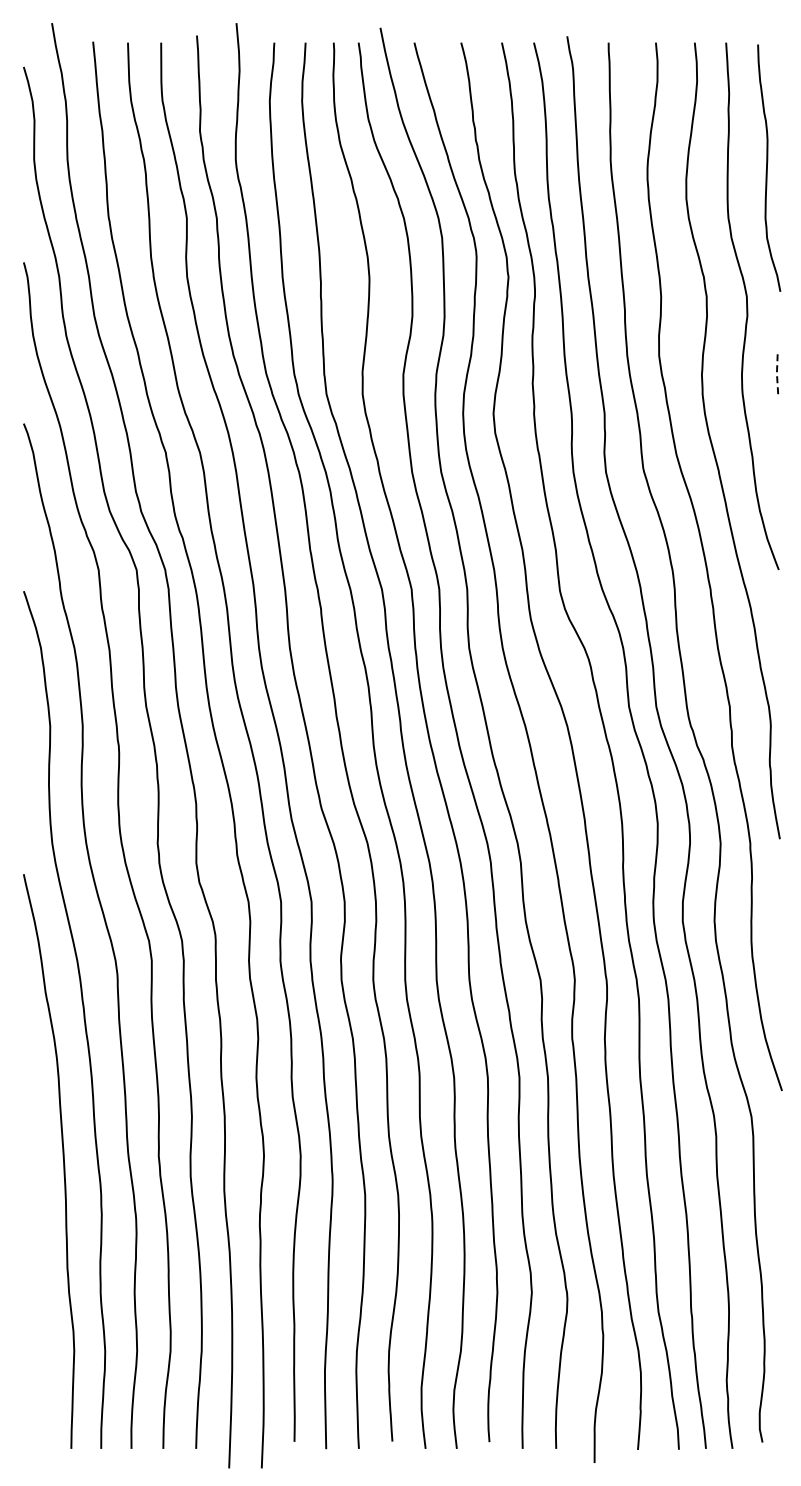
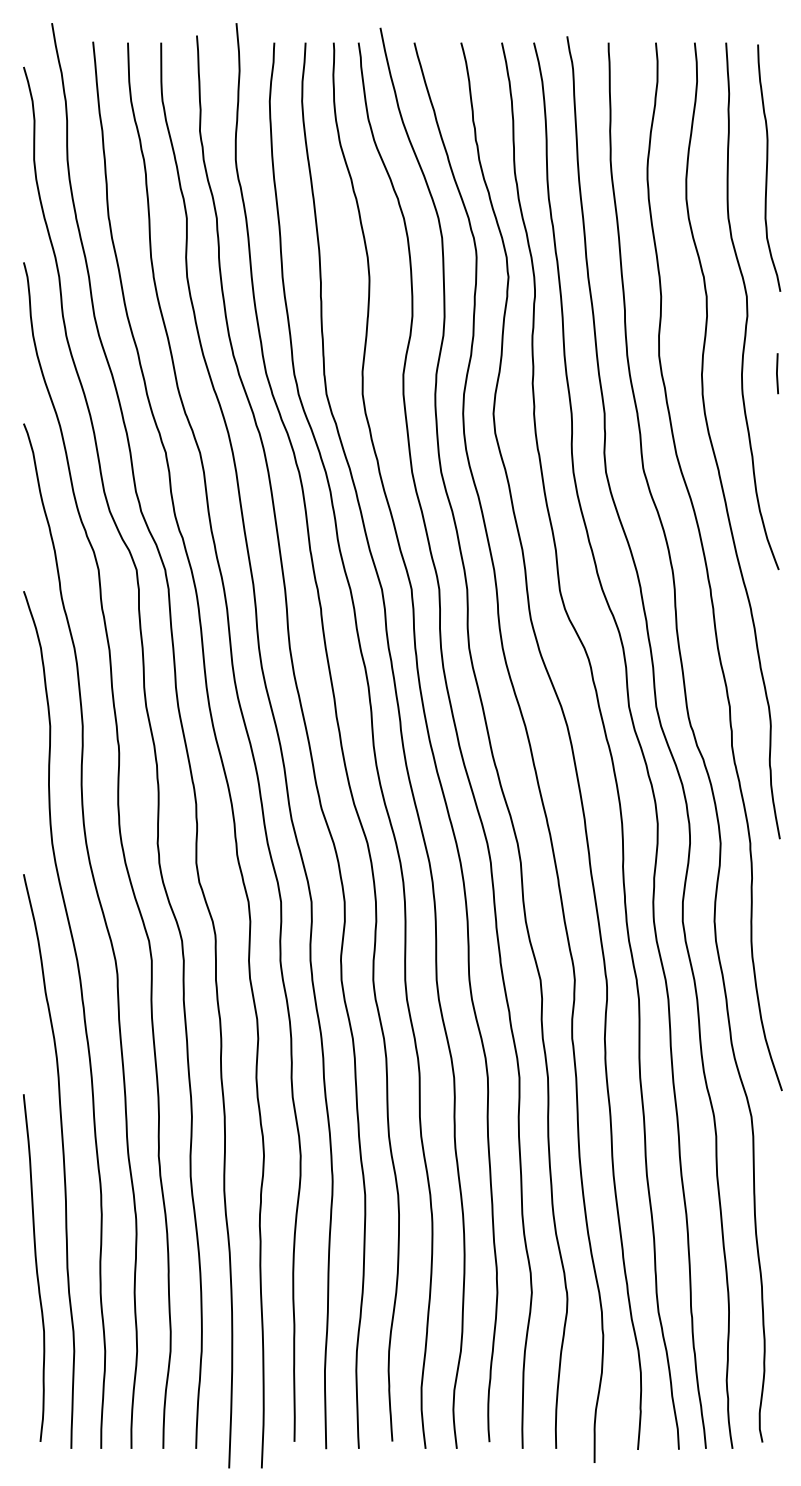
line: dashed -> solid (776, 373)
curve: none -> present (35, 1267)
